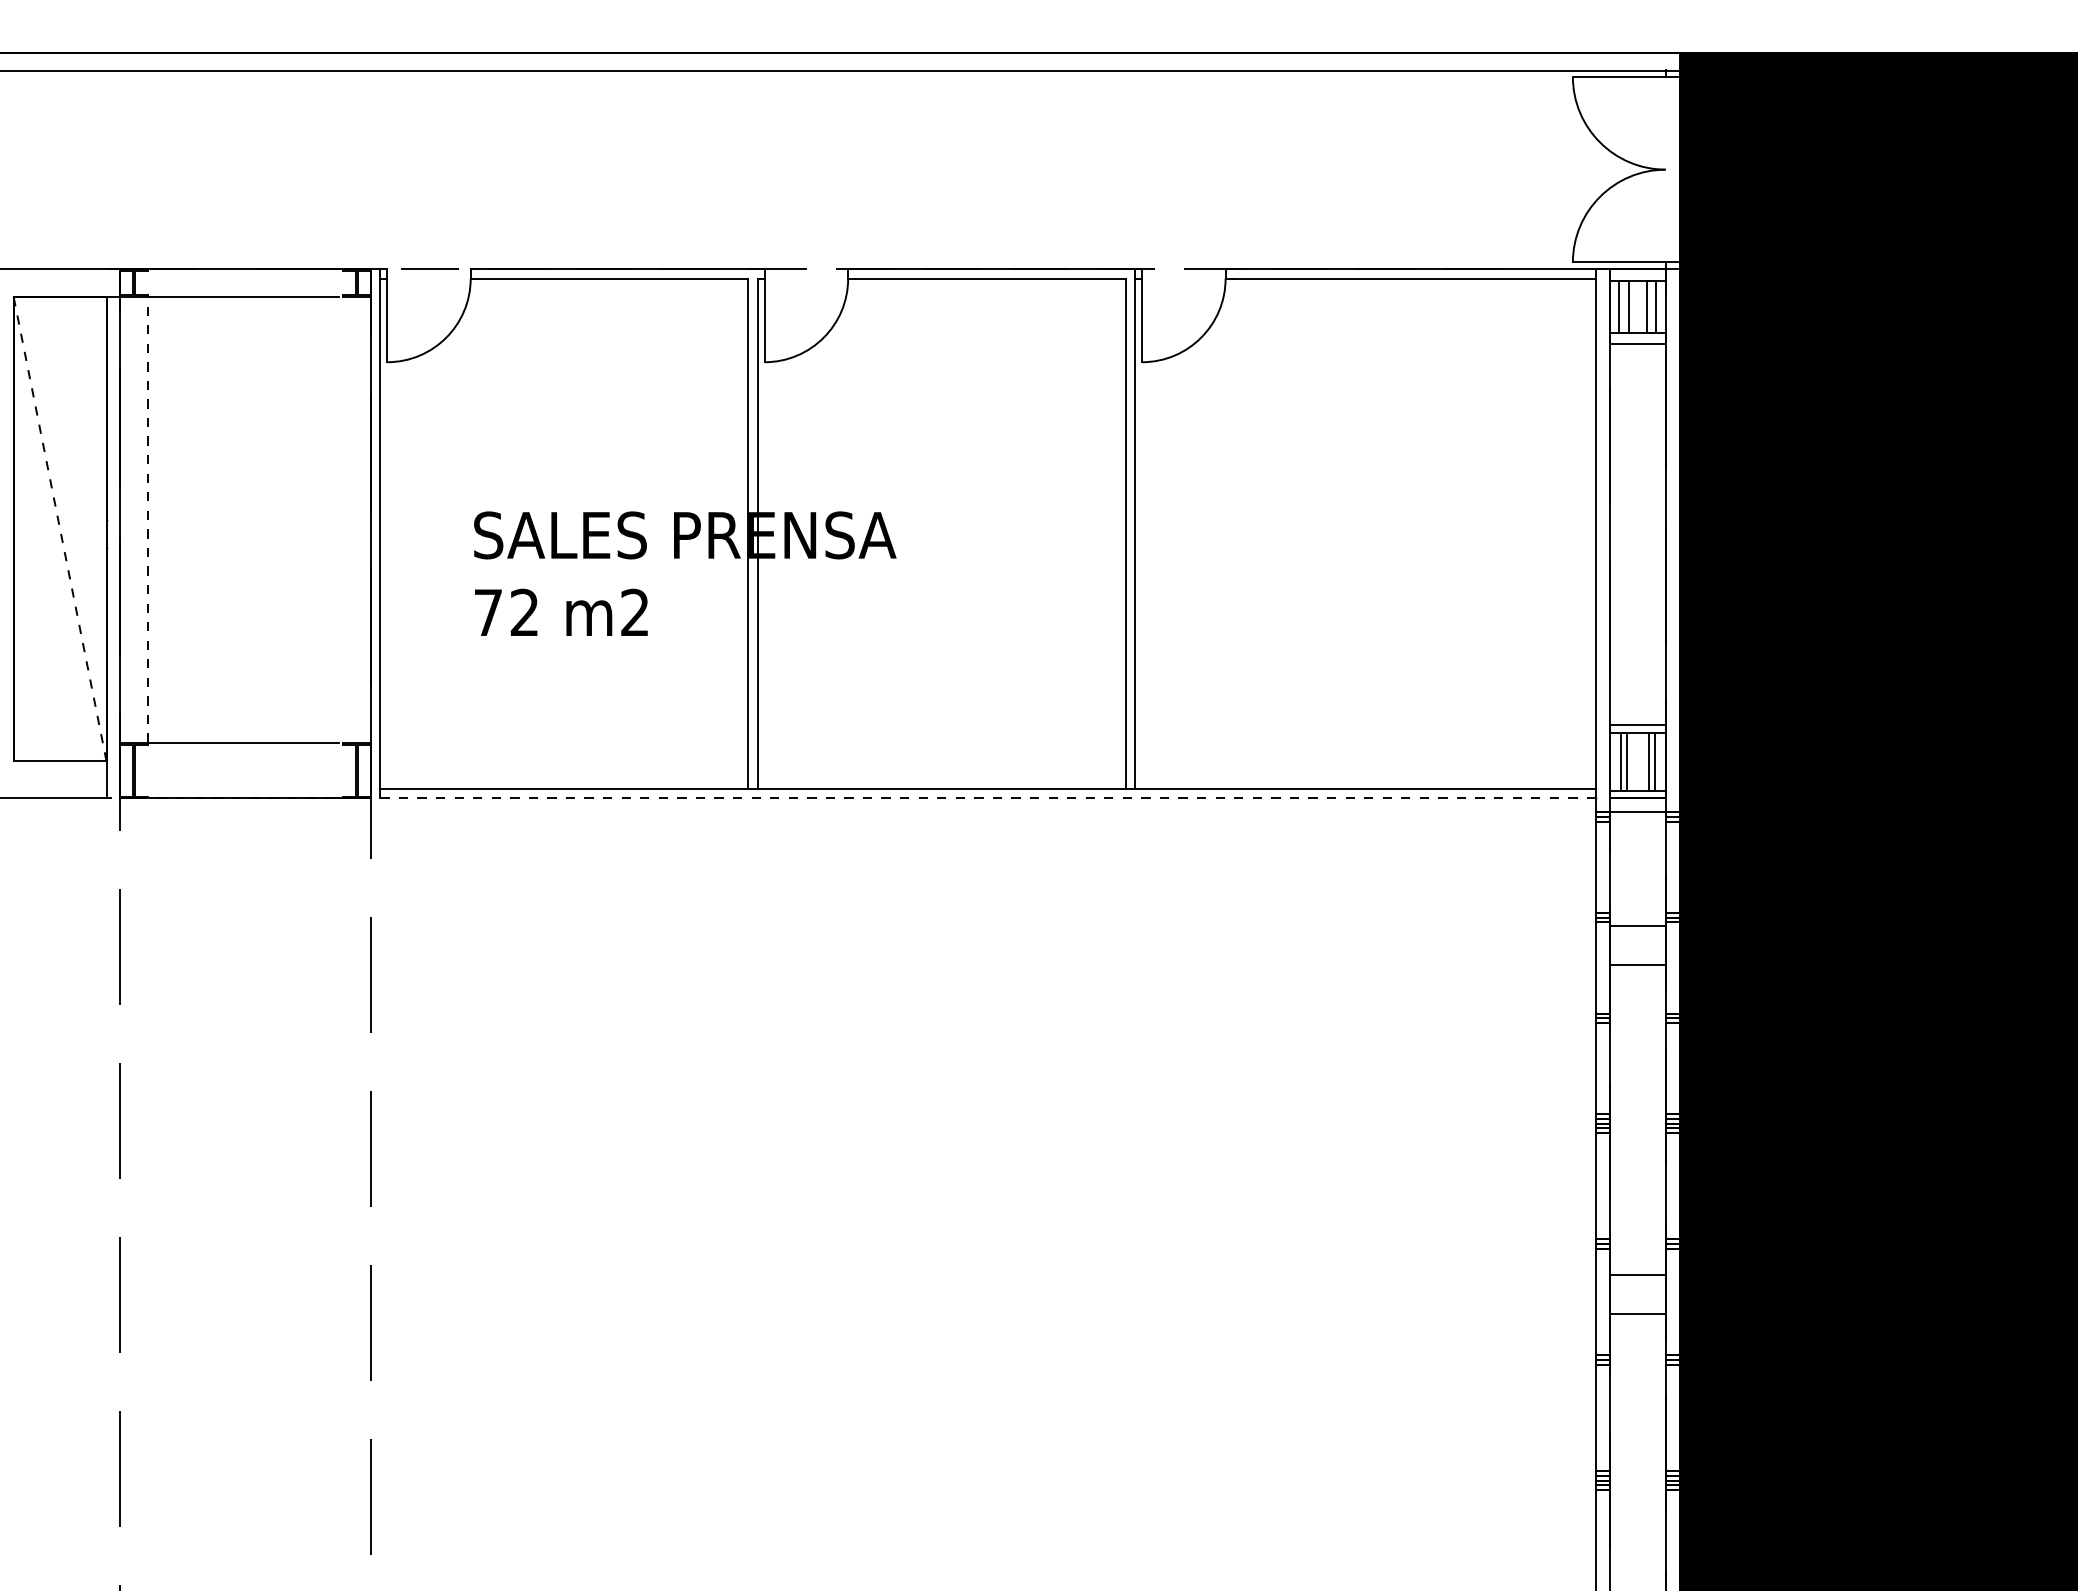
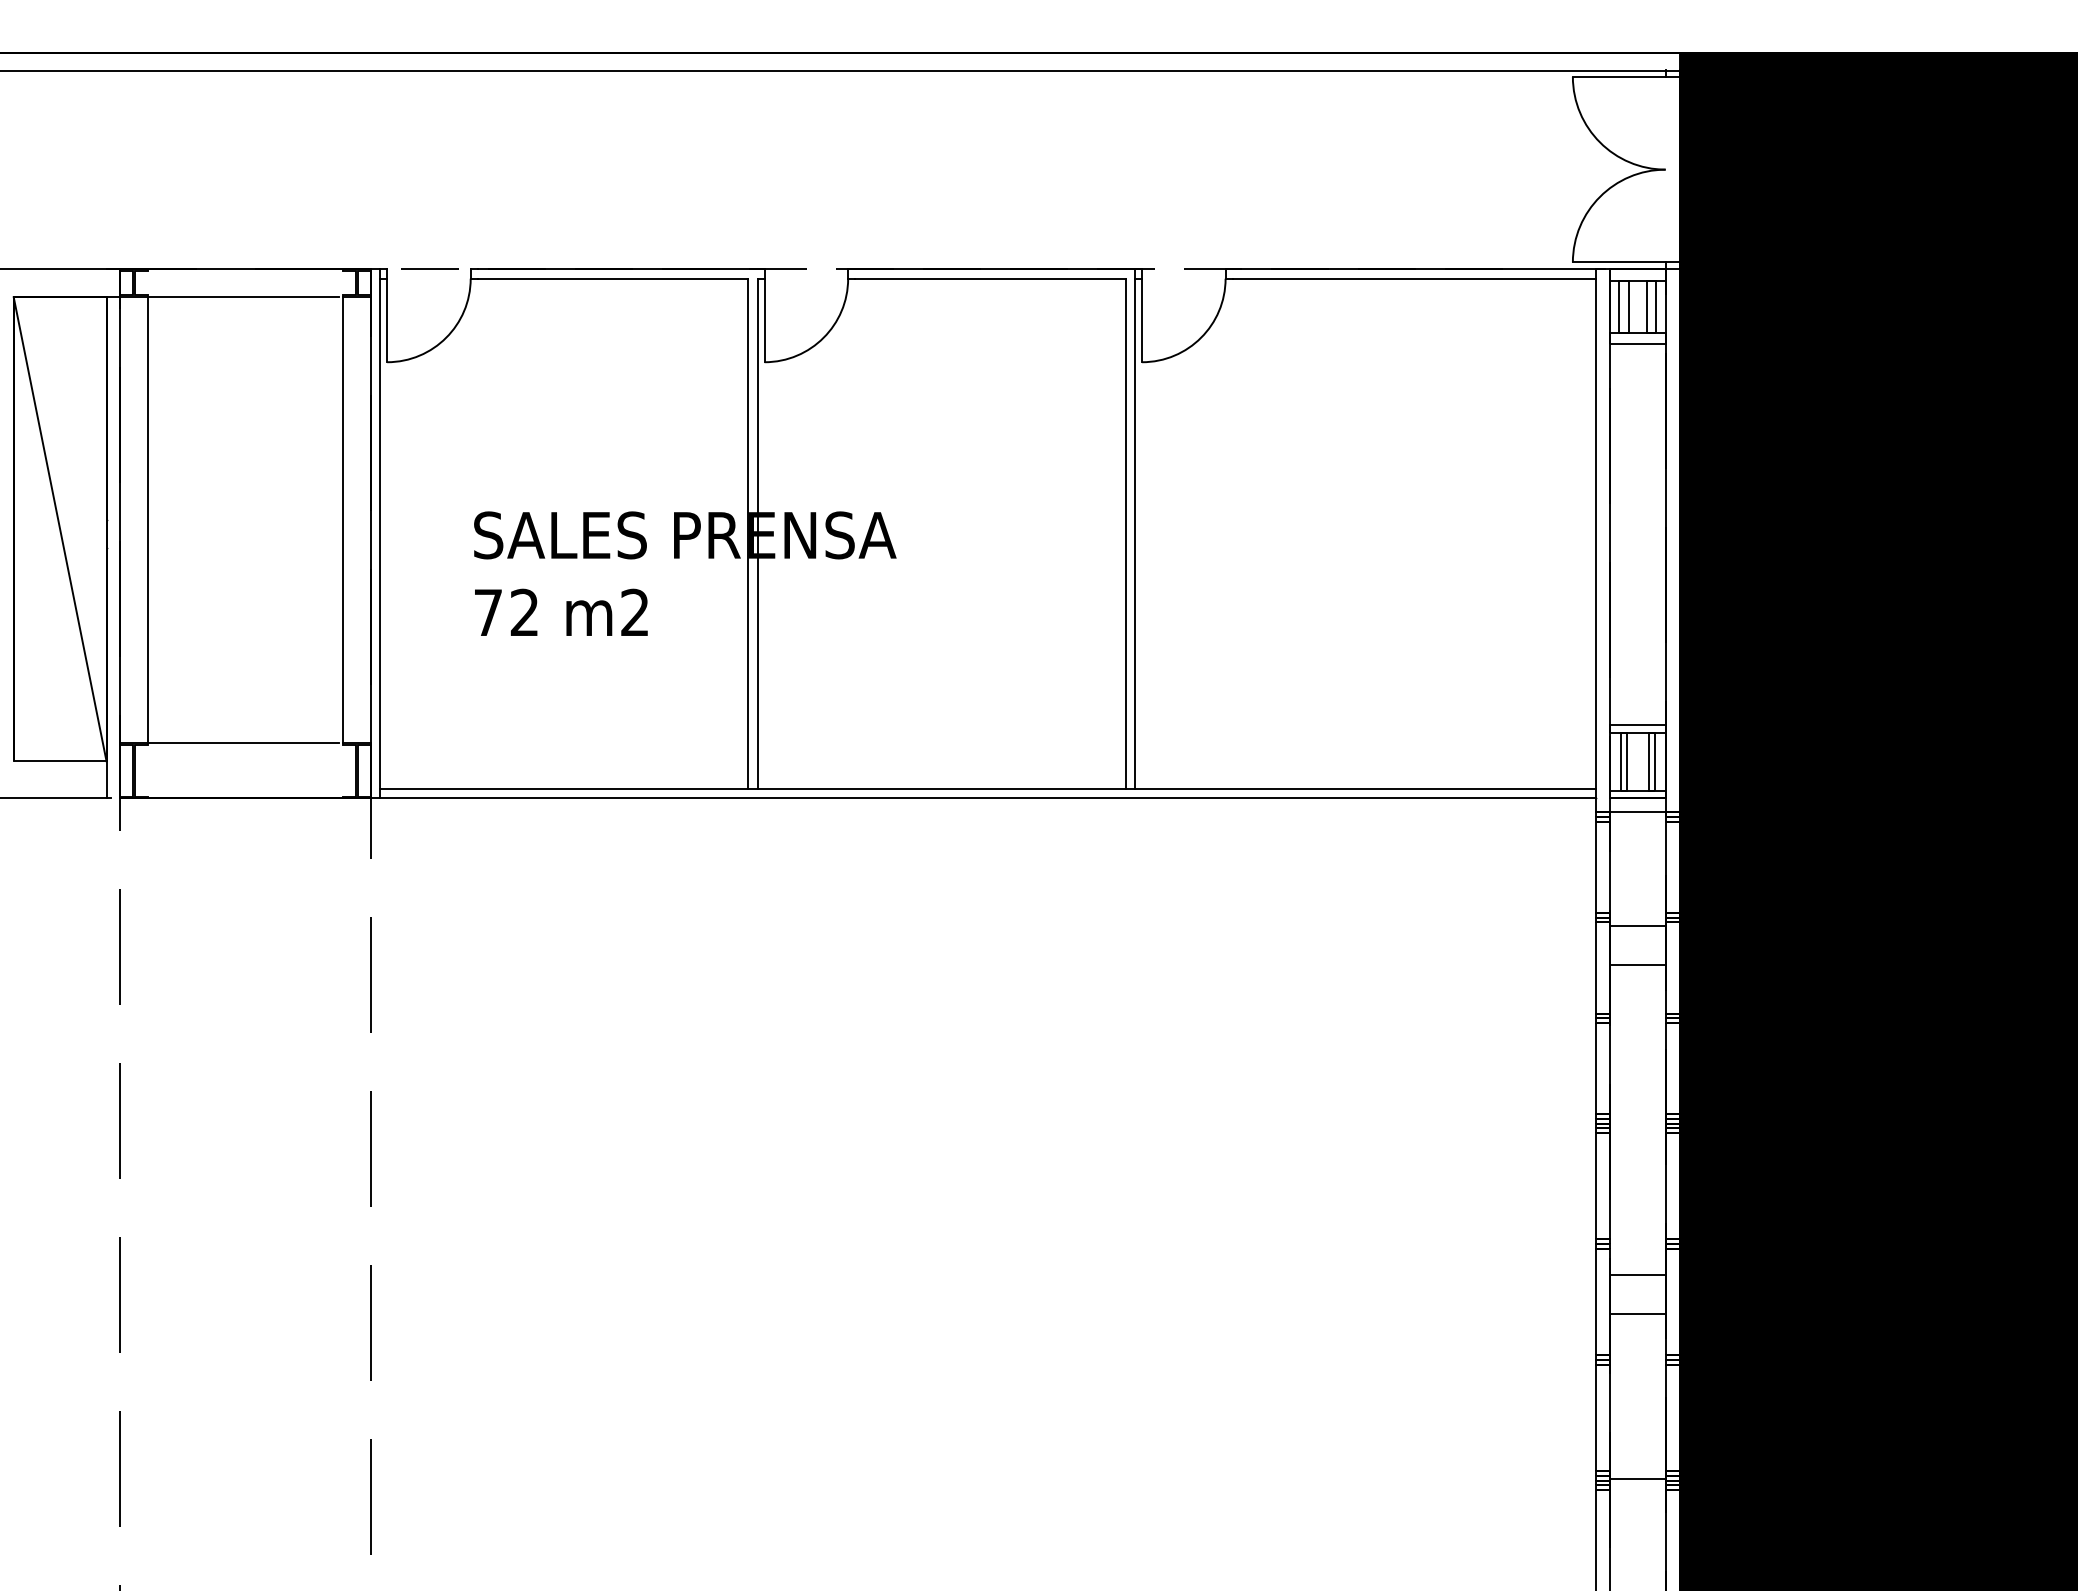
line: none -> present (343, 519)
line: dashed -> solid (148, 520)
line: dashed -> solid (60, 529)
line: dashed -> solid (858, 798)
line: none -> present (1637, 1478)
